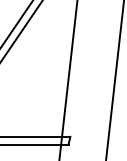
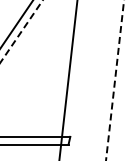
line: solid -> dashed (21, 31)
line: solid -> dashed (115, 79)
